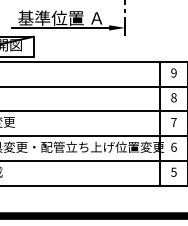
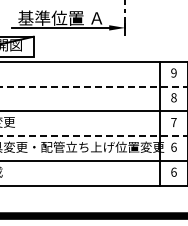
line: solid -> dashed (94, 86)
line: solid -> dashed (94, 136)
text: 5 -> 6 (173, 171)
